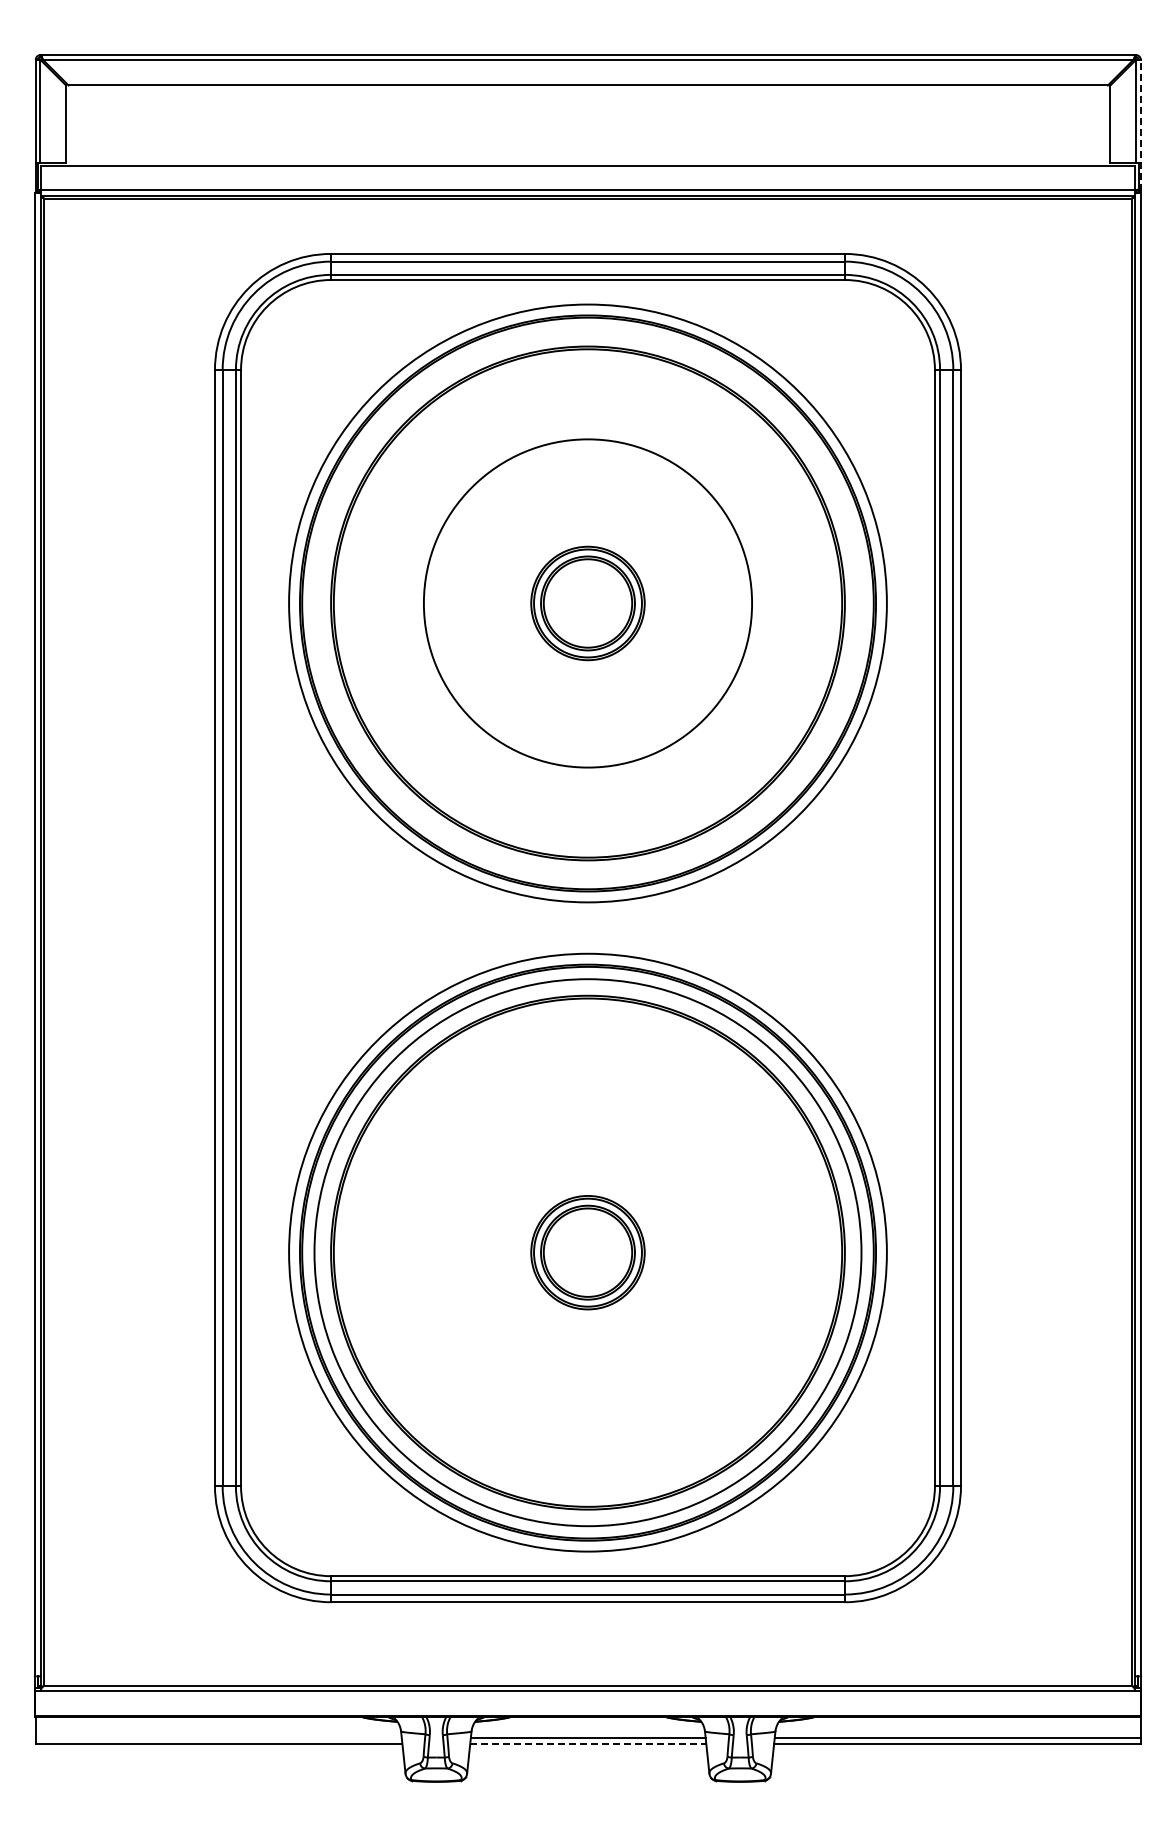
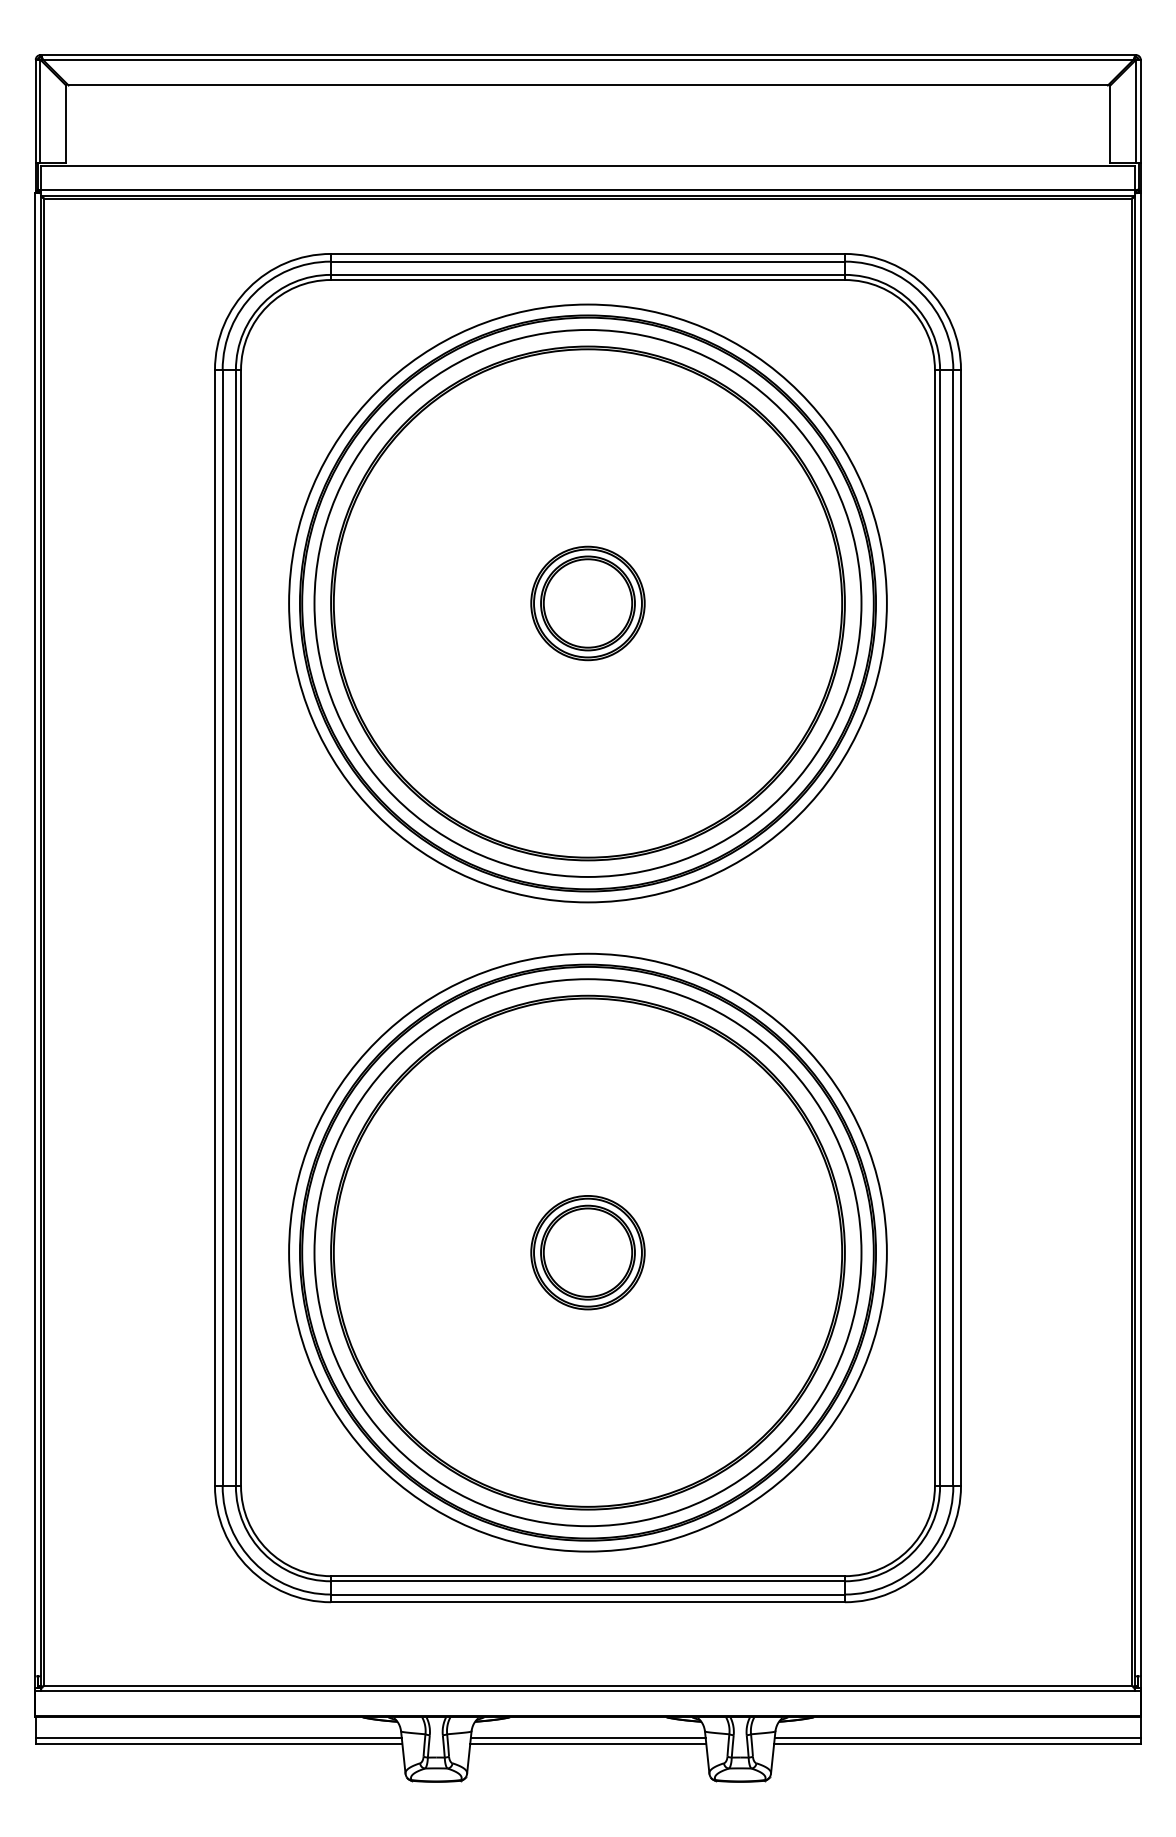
line: dashed -> solid (1140, 125)
circle diameter: 328 px -> 547 px (587, 602)
line: none -> present (218, 1738)
line: dashed -> solid (588, 1743)
